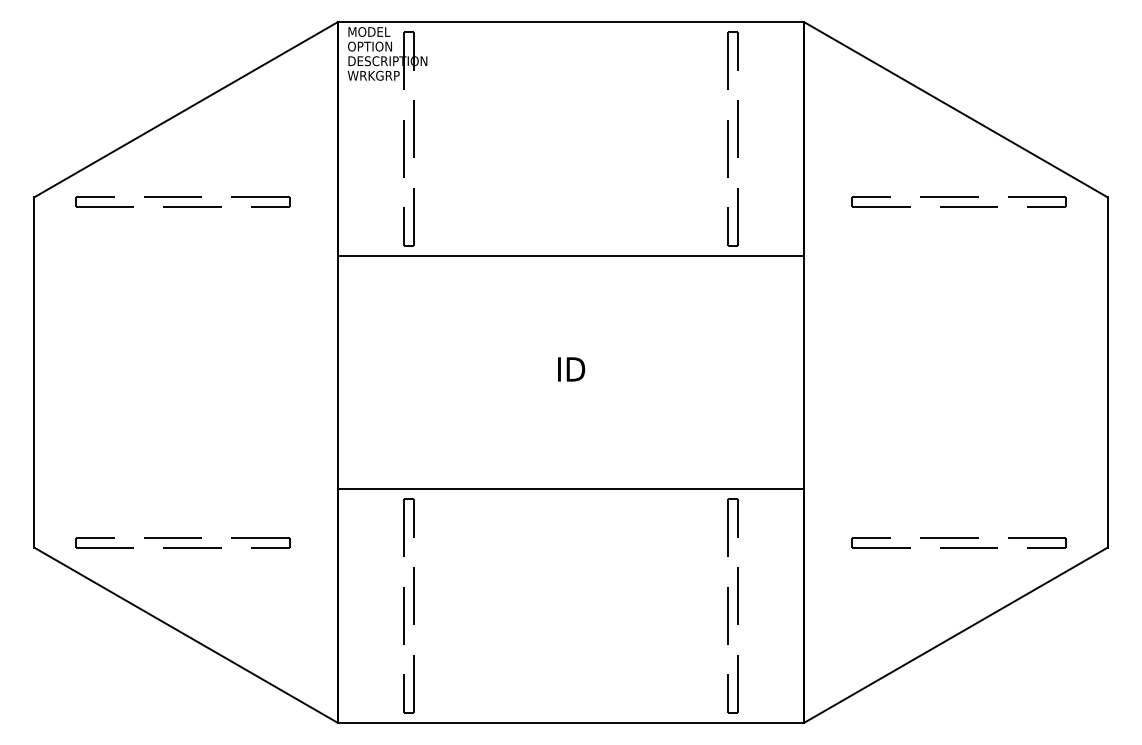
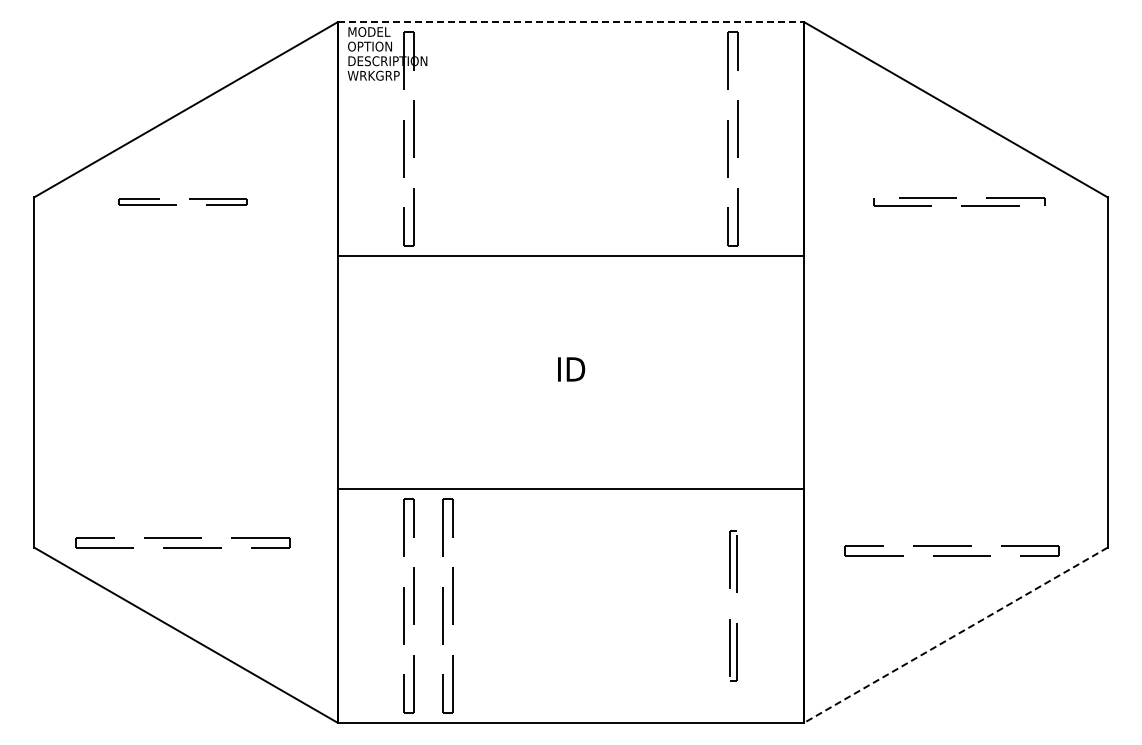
line: solid -> dashed (571, 22)
part size: 216x12 px -> 130x8 px (182, 201)
part size: 216x12 px -> 173x10 px (959, 201)
part position: (958, 542) -> (951, 550) (951, 550)
part: none -> present (447, 605)
part size: 12x216 px -> 9x152 px (733, 605)
line: solid -> dashed (955, 635)
